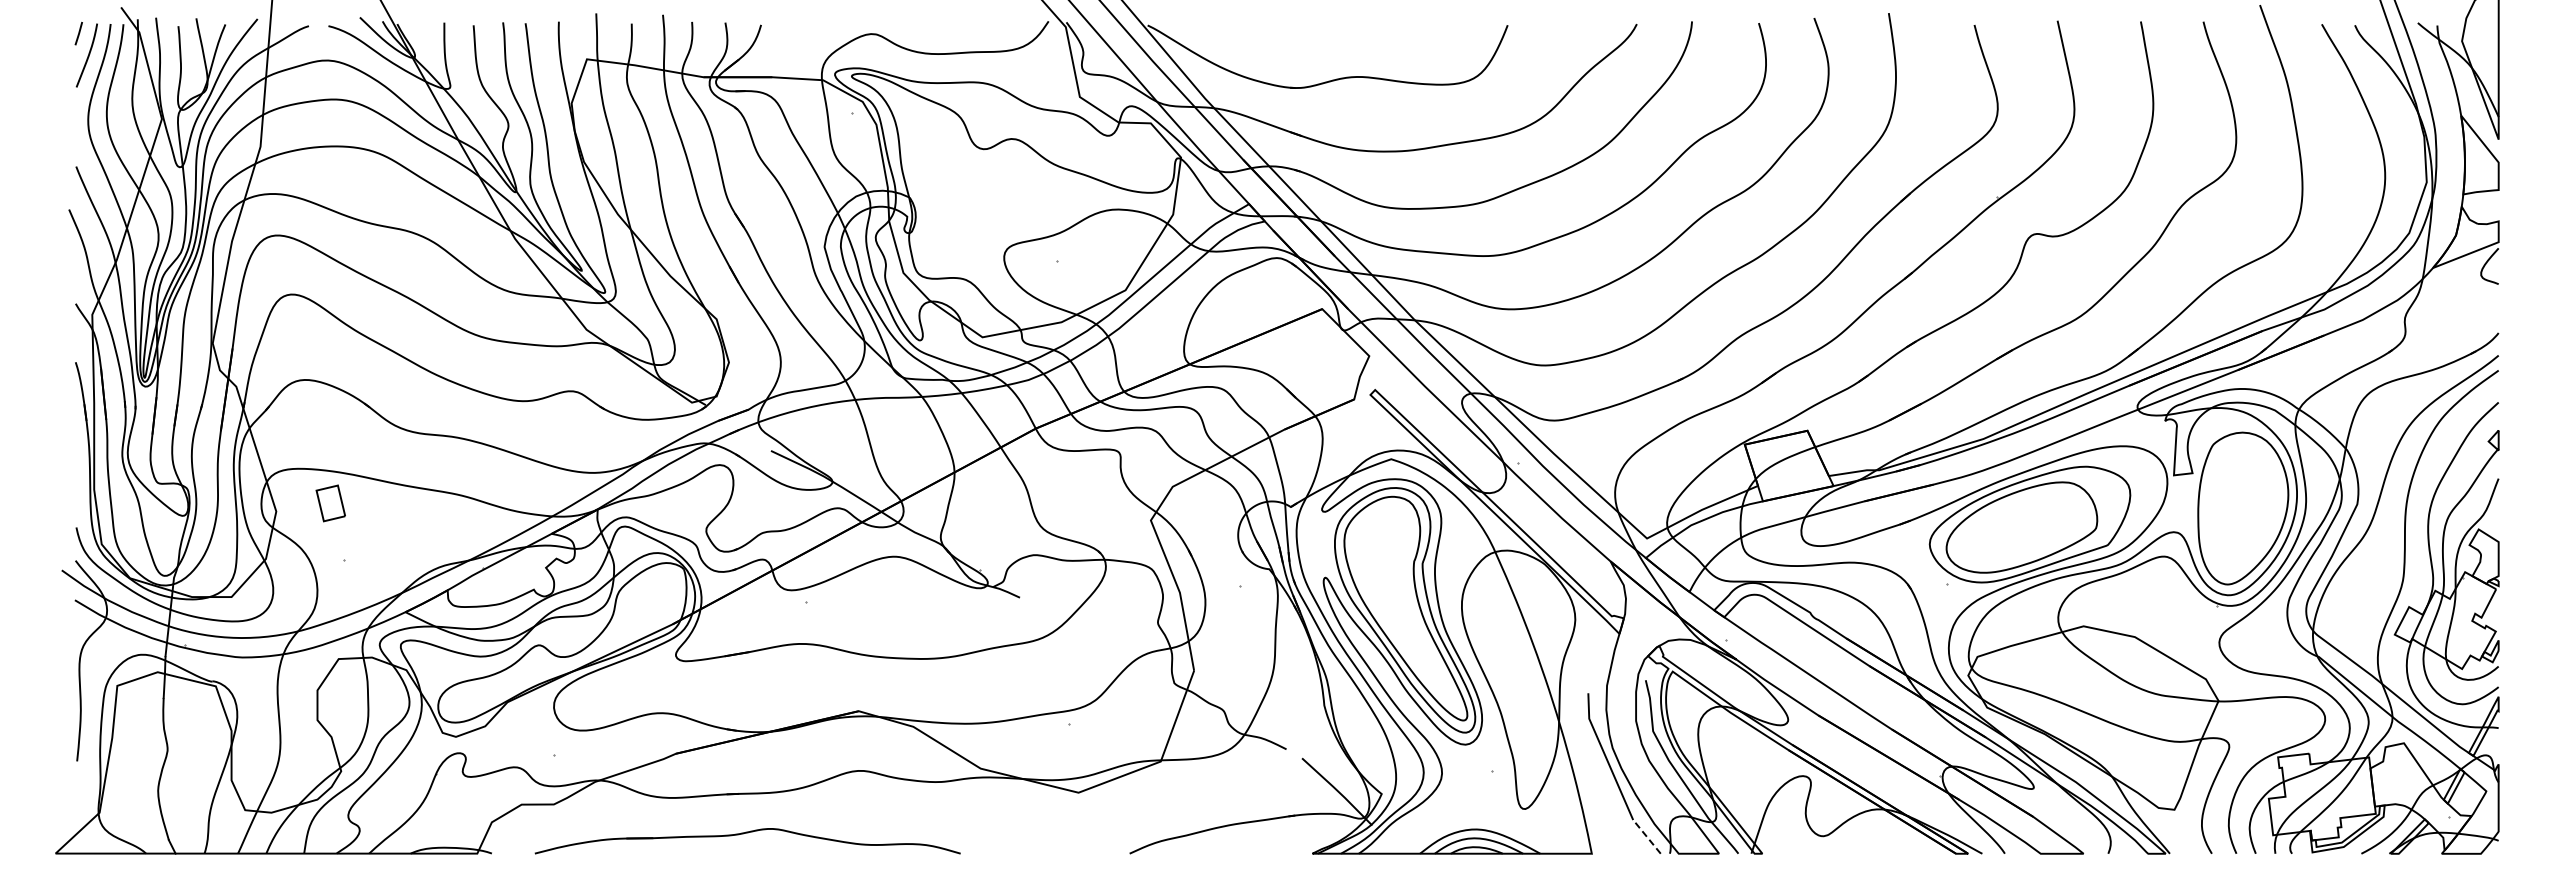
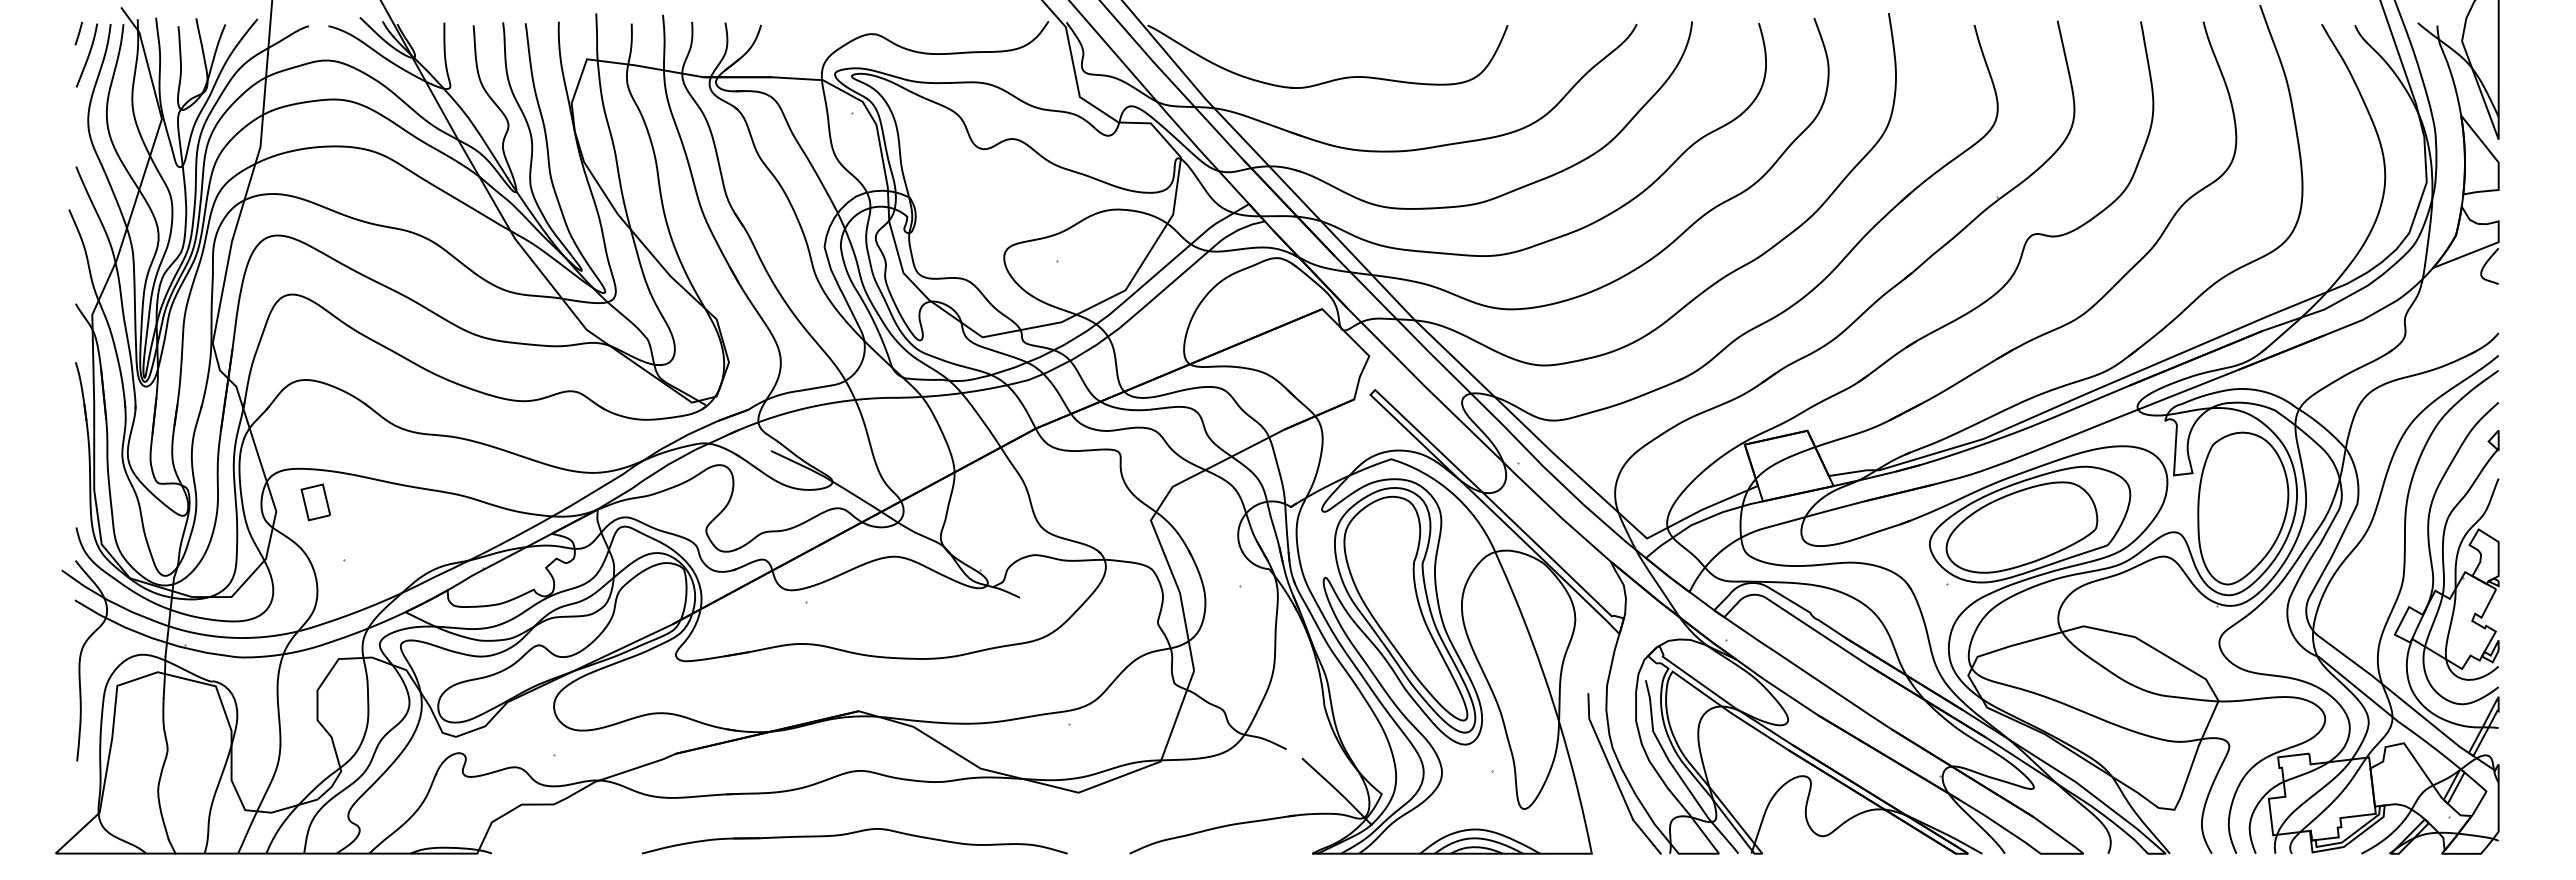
part position: (330, 503) -> (315, 502) (315, 502)
part position: (747, 833) -> (854, 833) (854, 833)
line: dashed -> solid (1646, 836)
